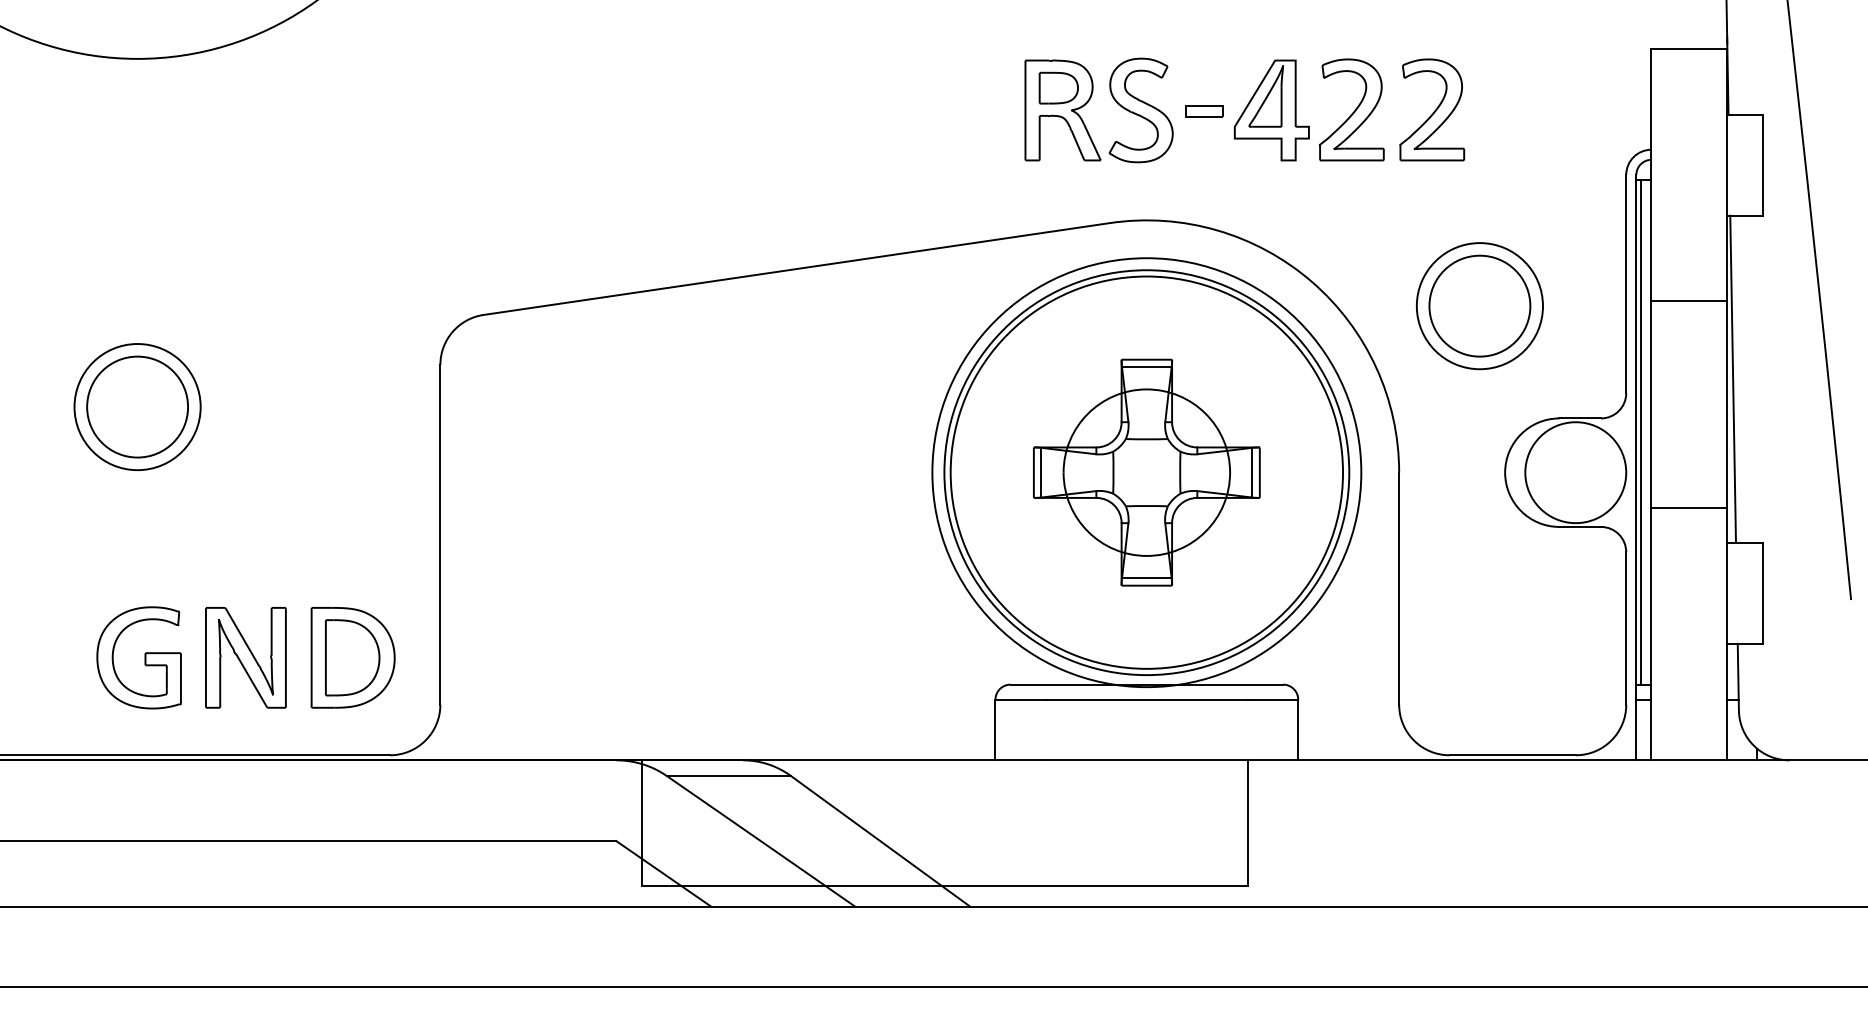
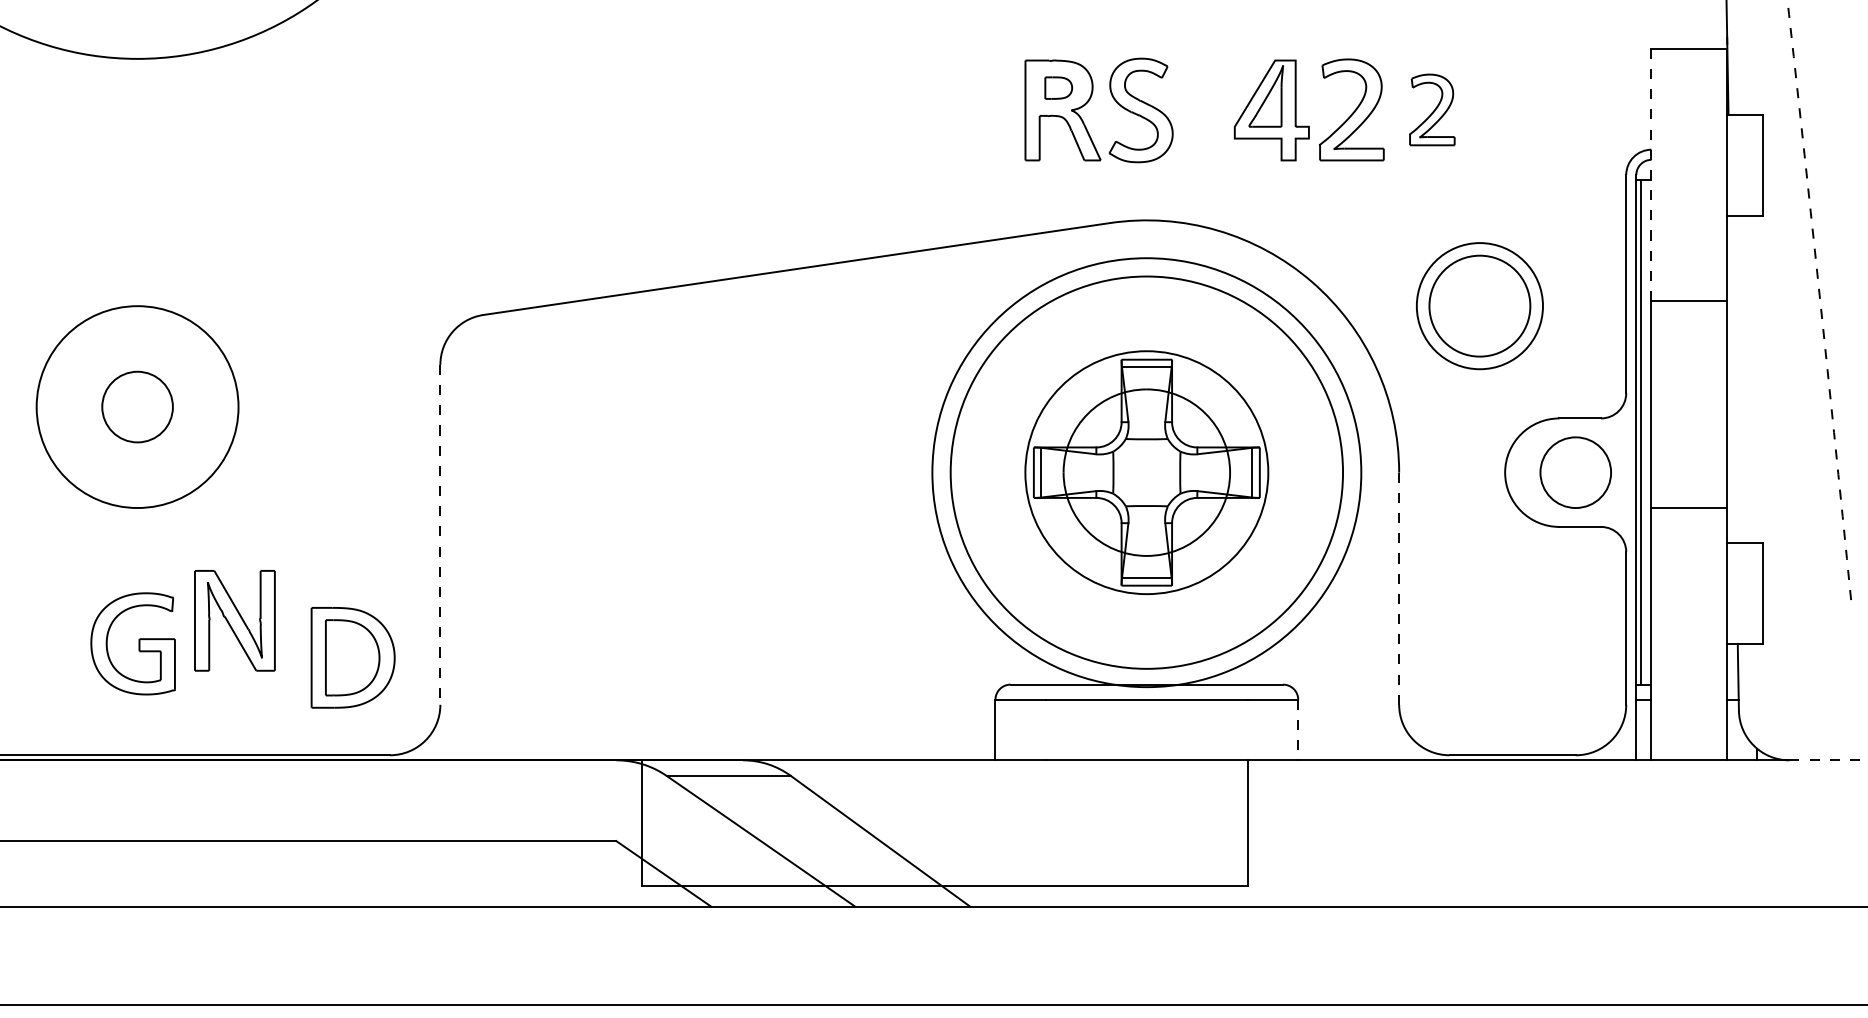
part size: 41x34 px -> 29x24 px (1058, 87)
part size: 67x104 px -> 47x74 px (1432, 109)
part: present -> none (1204, 111)
line: solid -> dashed (1651, 174)
arc: solid -> dashed (1820, 299)
line: present -> none (1732, 378)
circle diameter: 101 px -> 71 px (137, 406)
circle diameter: 126 px -> 202 px (137, 407)
circle diameter: 405 px -> 243 px (1146, 472)
circle diameter: 101 px -> 71 px (1575, 472)
line: solid -> dashed (440, 534)
line: solid -> dashed (1399, 588)
part position: (138, 657) -> (132, 643) (132, 643)
part position: (245, 657) -> (234, 620) (234, 620)
line: solid -> dashed (1298, 730)
line: solid -> dashed (1828, 760)
line position: (933, 987) -> (933, 1005) (933, 1005)
